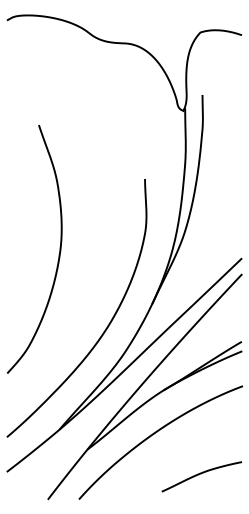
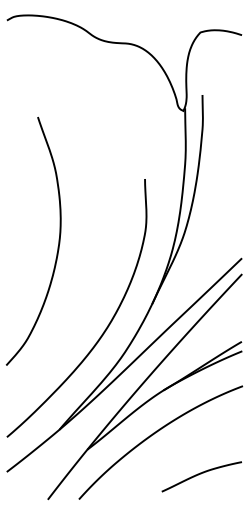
curve position: (58, 254) -> (57, 246) (57, 246)
